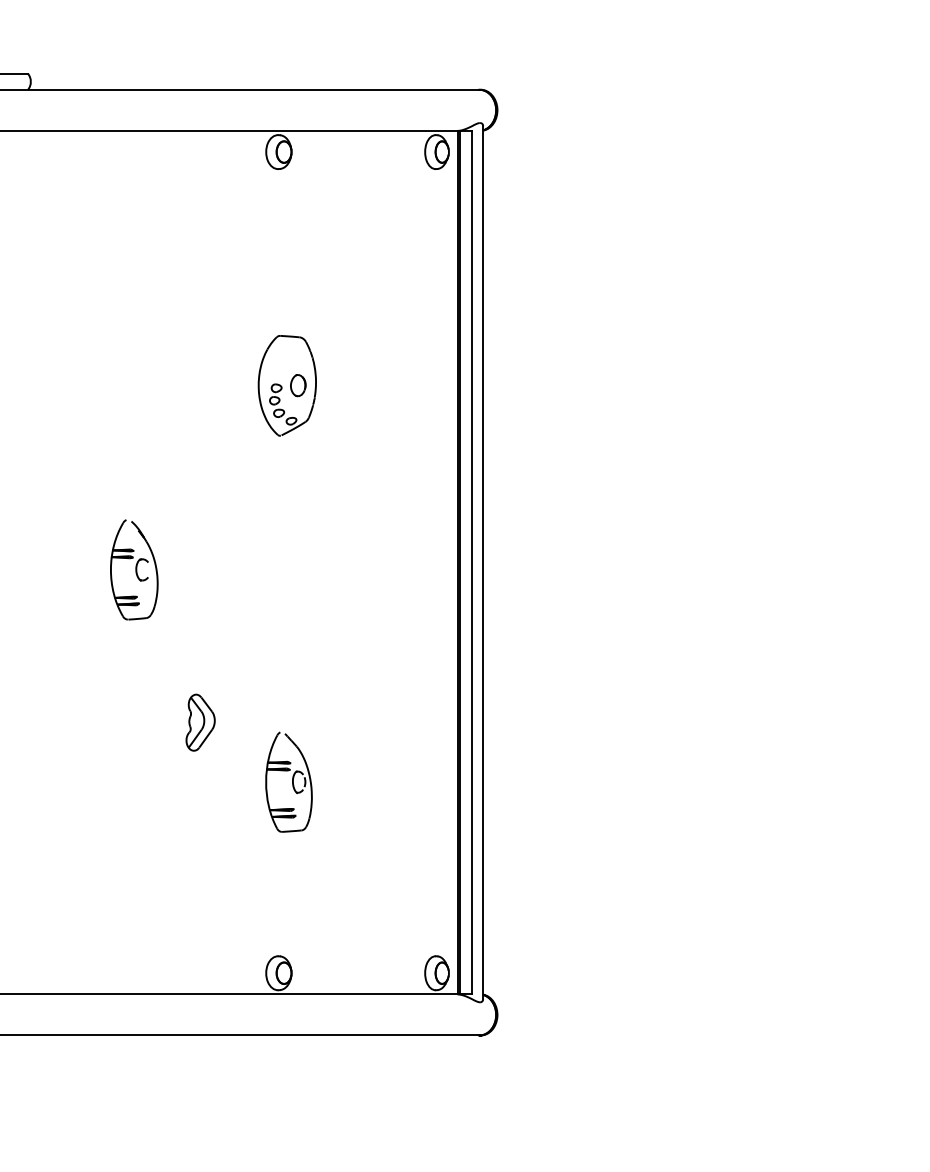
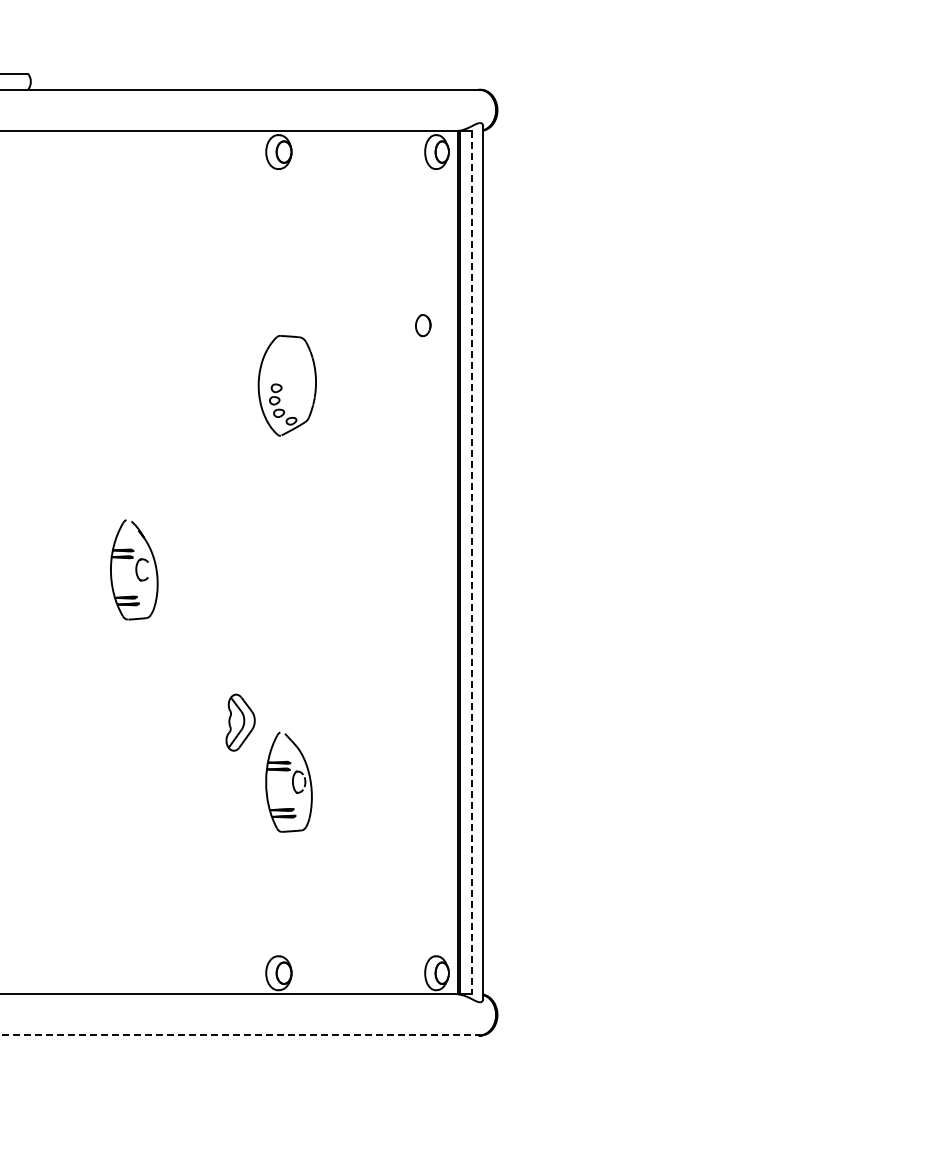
part position: (298, 385) -> (423, 325) (423, 325)
line: solid -> dashed (472, 562)
part position: (200, 722) -> (240, 722) (240, 722)
line: solid -> dashed (240, 1035)
